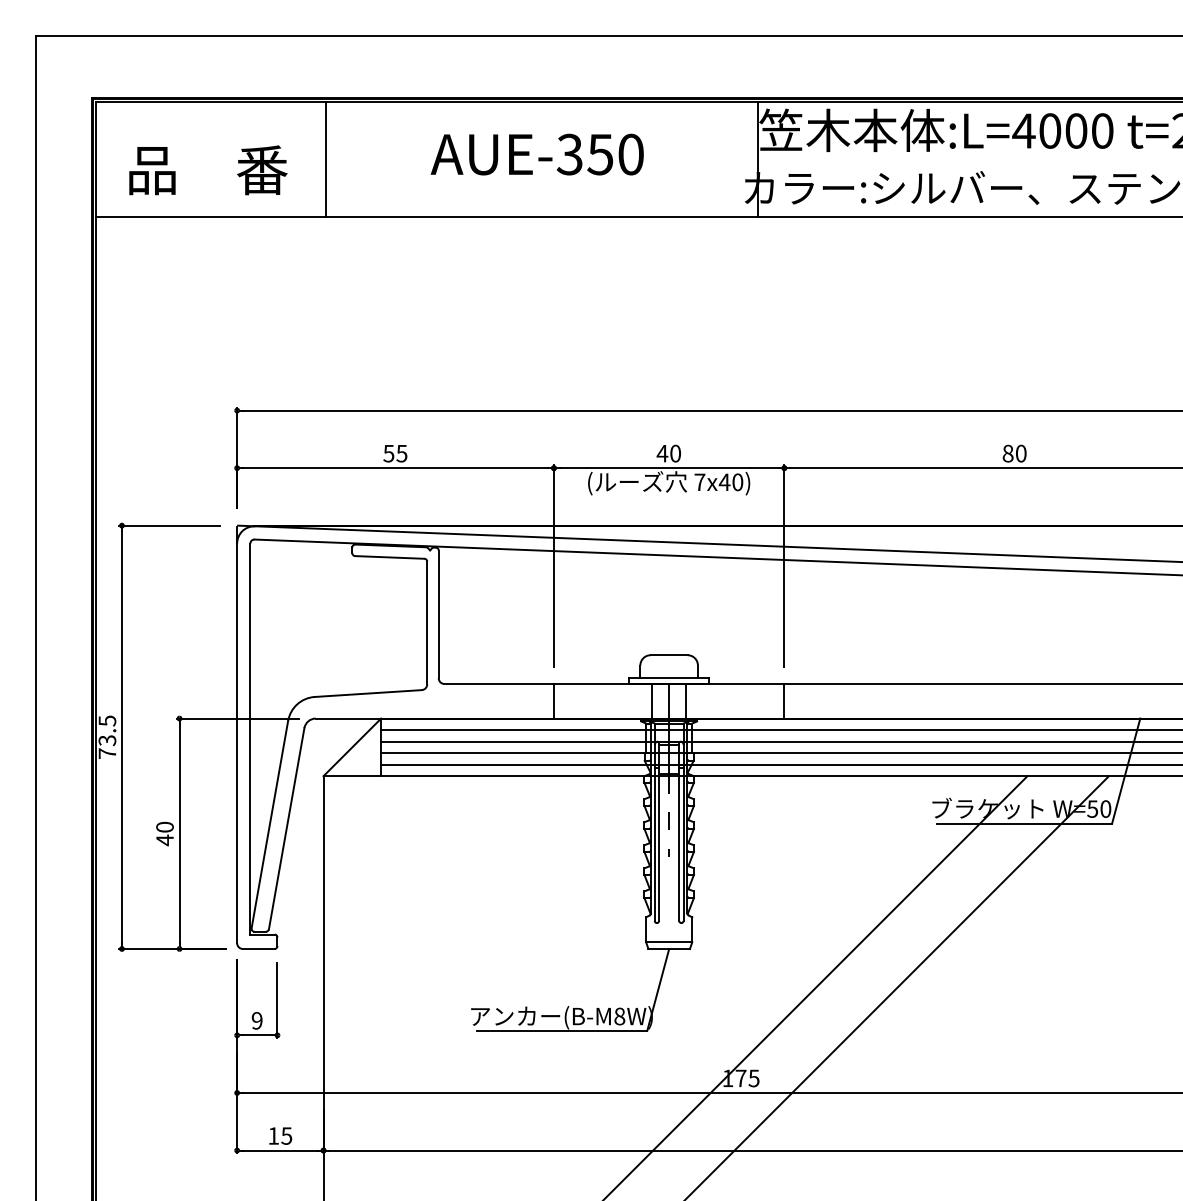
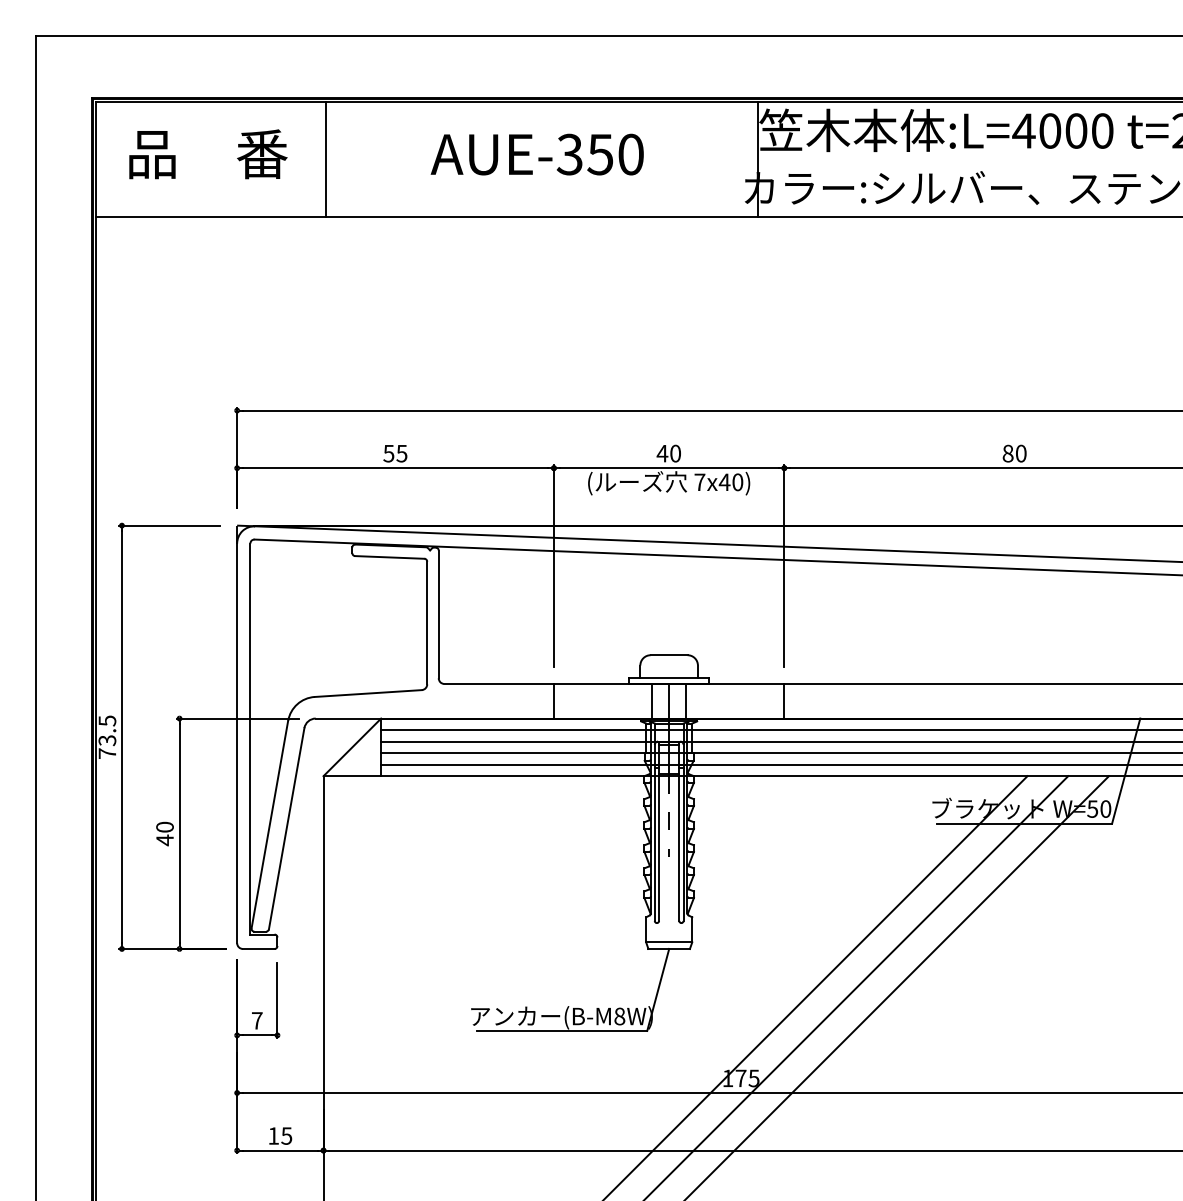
text position: (208, 170) -> (208, 154) (208, 154)
line: none -> present (857, 986)
text: 9 -> 7 (256, 1020)
